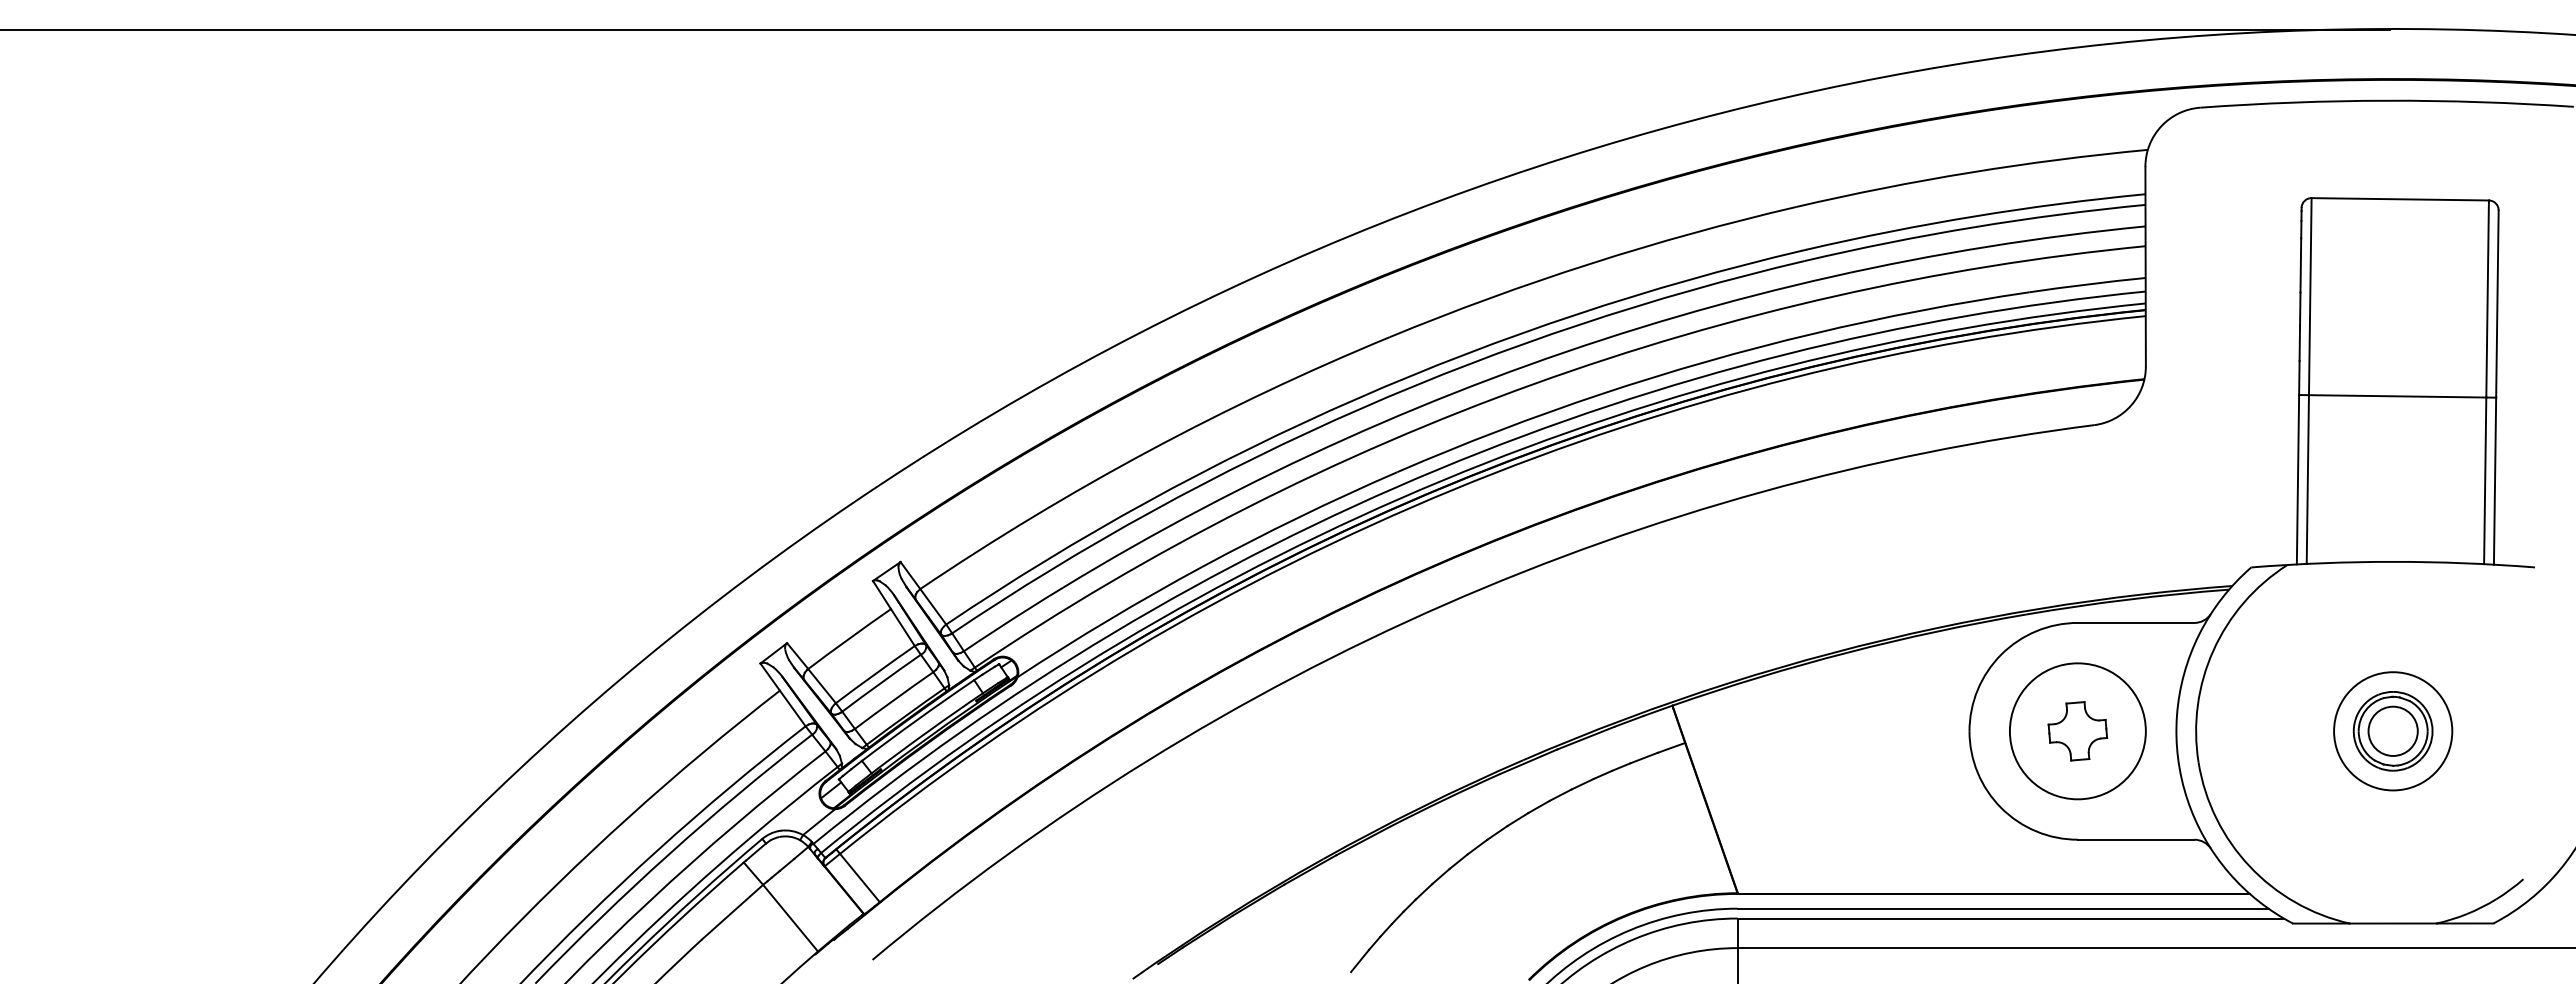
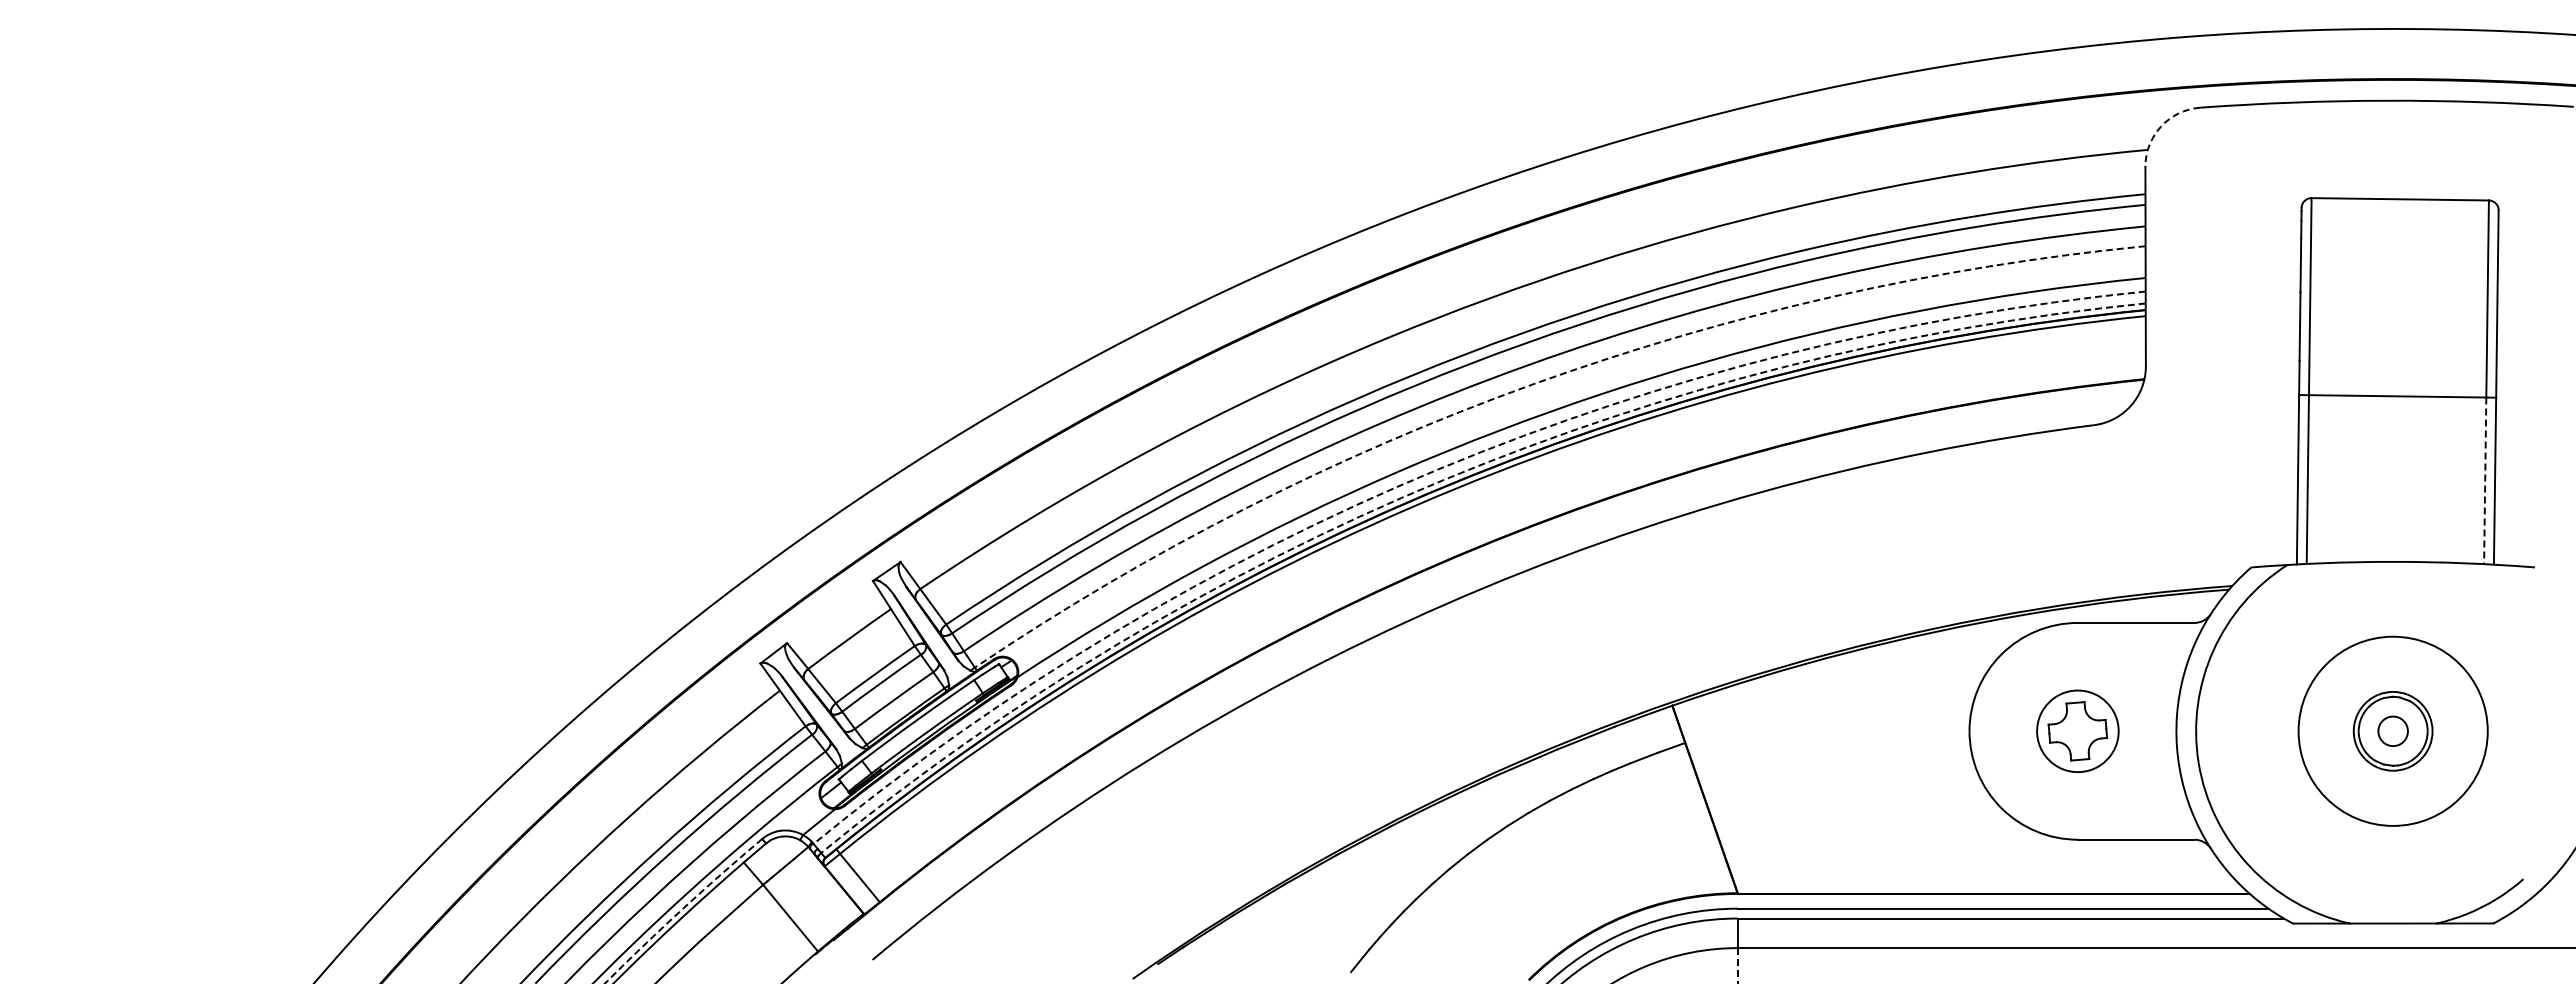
line: present -> none (1196, 29)
arc: solid -> dashed (2161, 126)
arc: solid -> dashed (1534, 384)
arc: solid -> dashed (1438, 469)
arc: solid -> dashed (1442, 480)
line: solid -> dashed (2485, 481)
circle diameter: 49 px -> 30 px (2392, 731)
circle diameter: 136 px -> 82 px (2077, 731)
circle diameter: 118 px -> 189 px (2392, 730)
arc: solid -> dashed (682, 909)
line: solid -> dashed (1737, 966)
